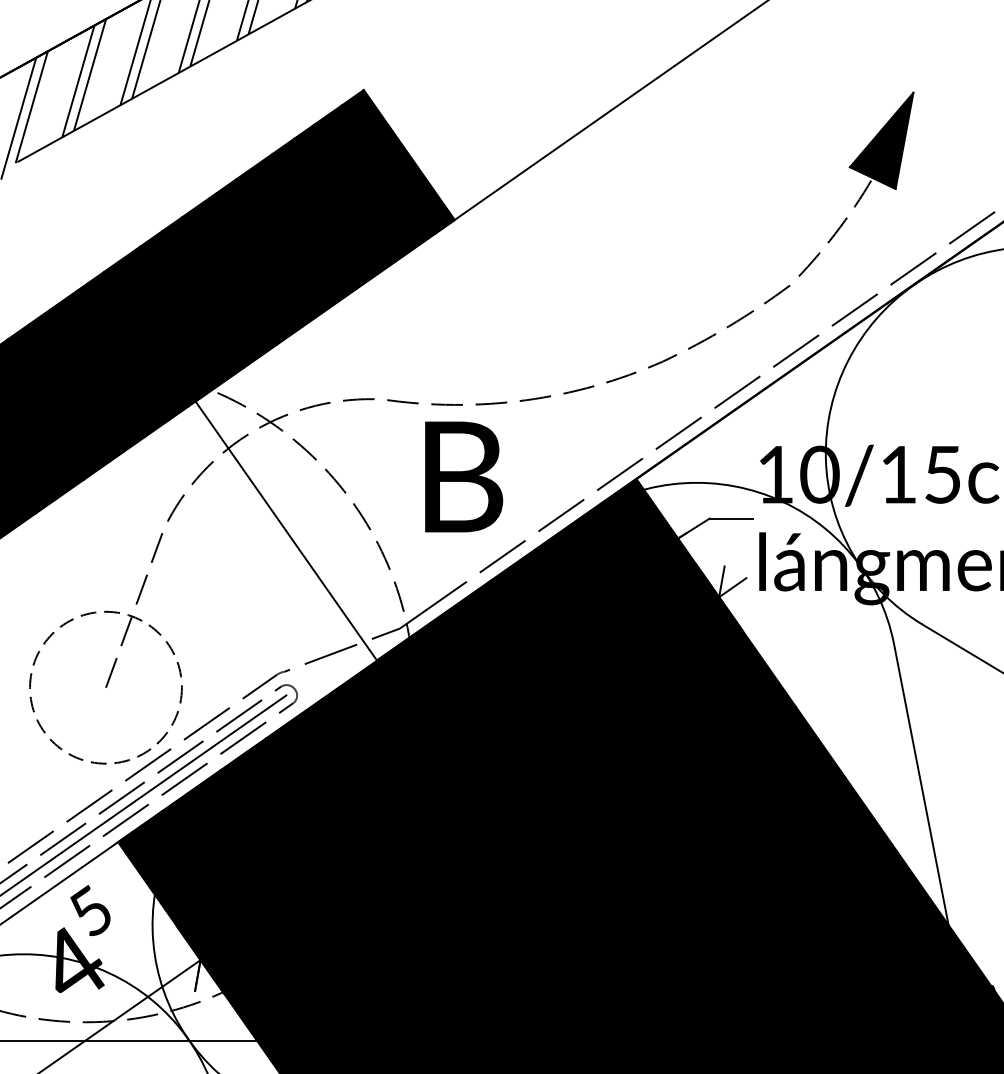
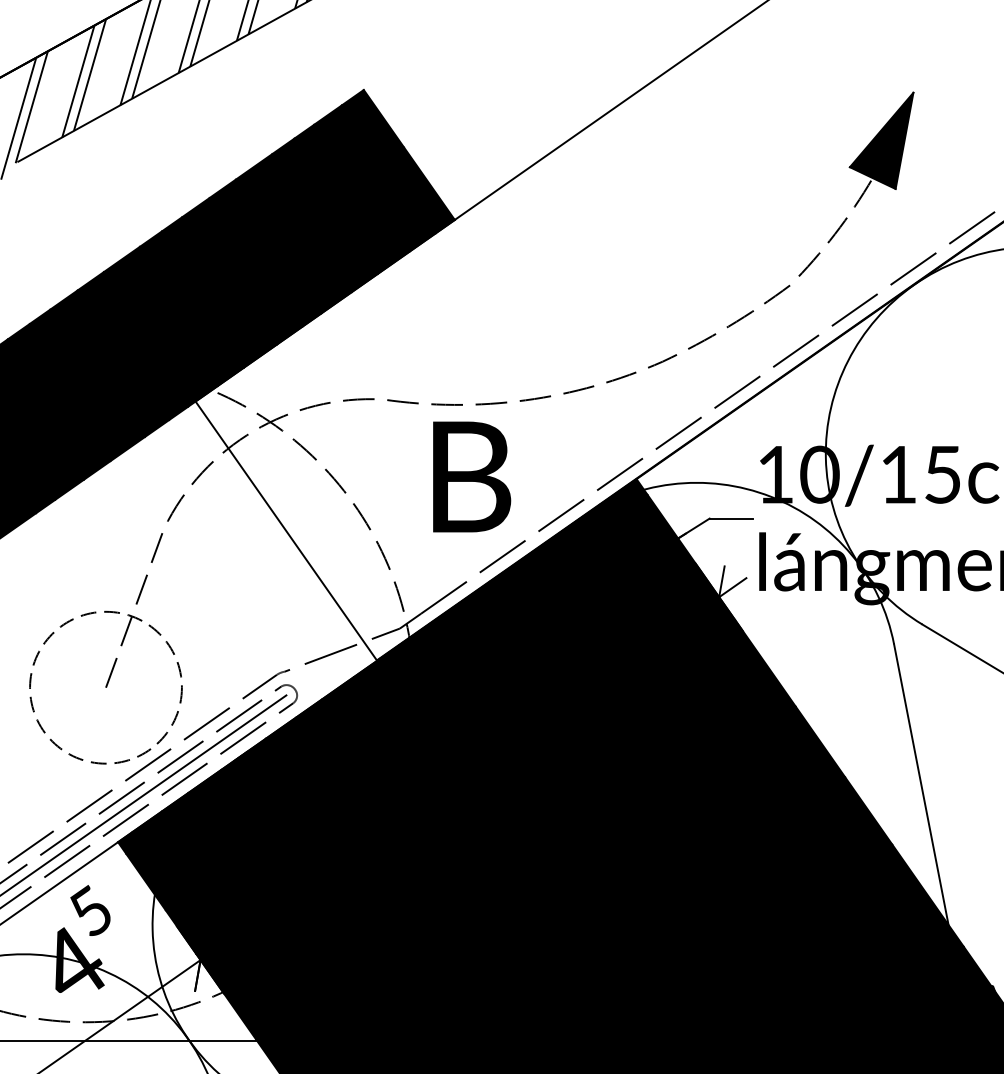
text position: (464, 476) -> (472, 476) (472, 476)
